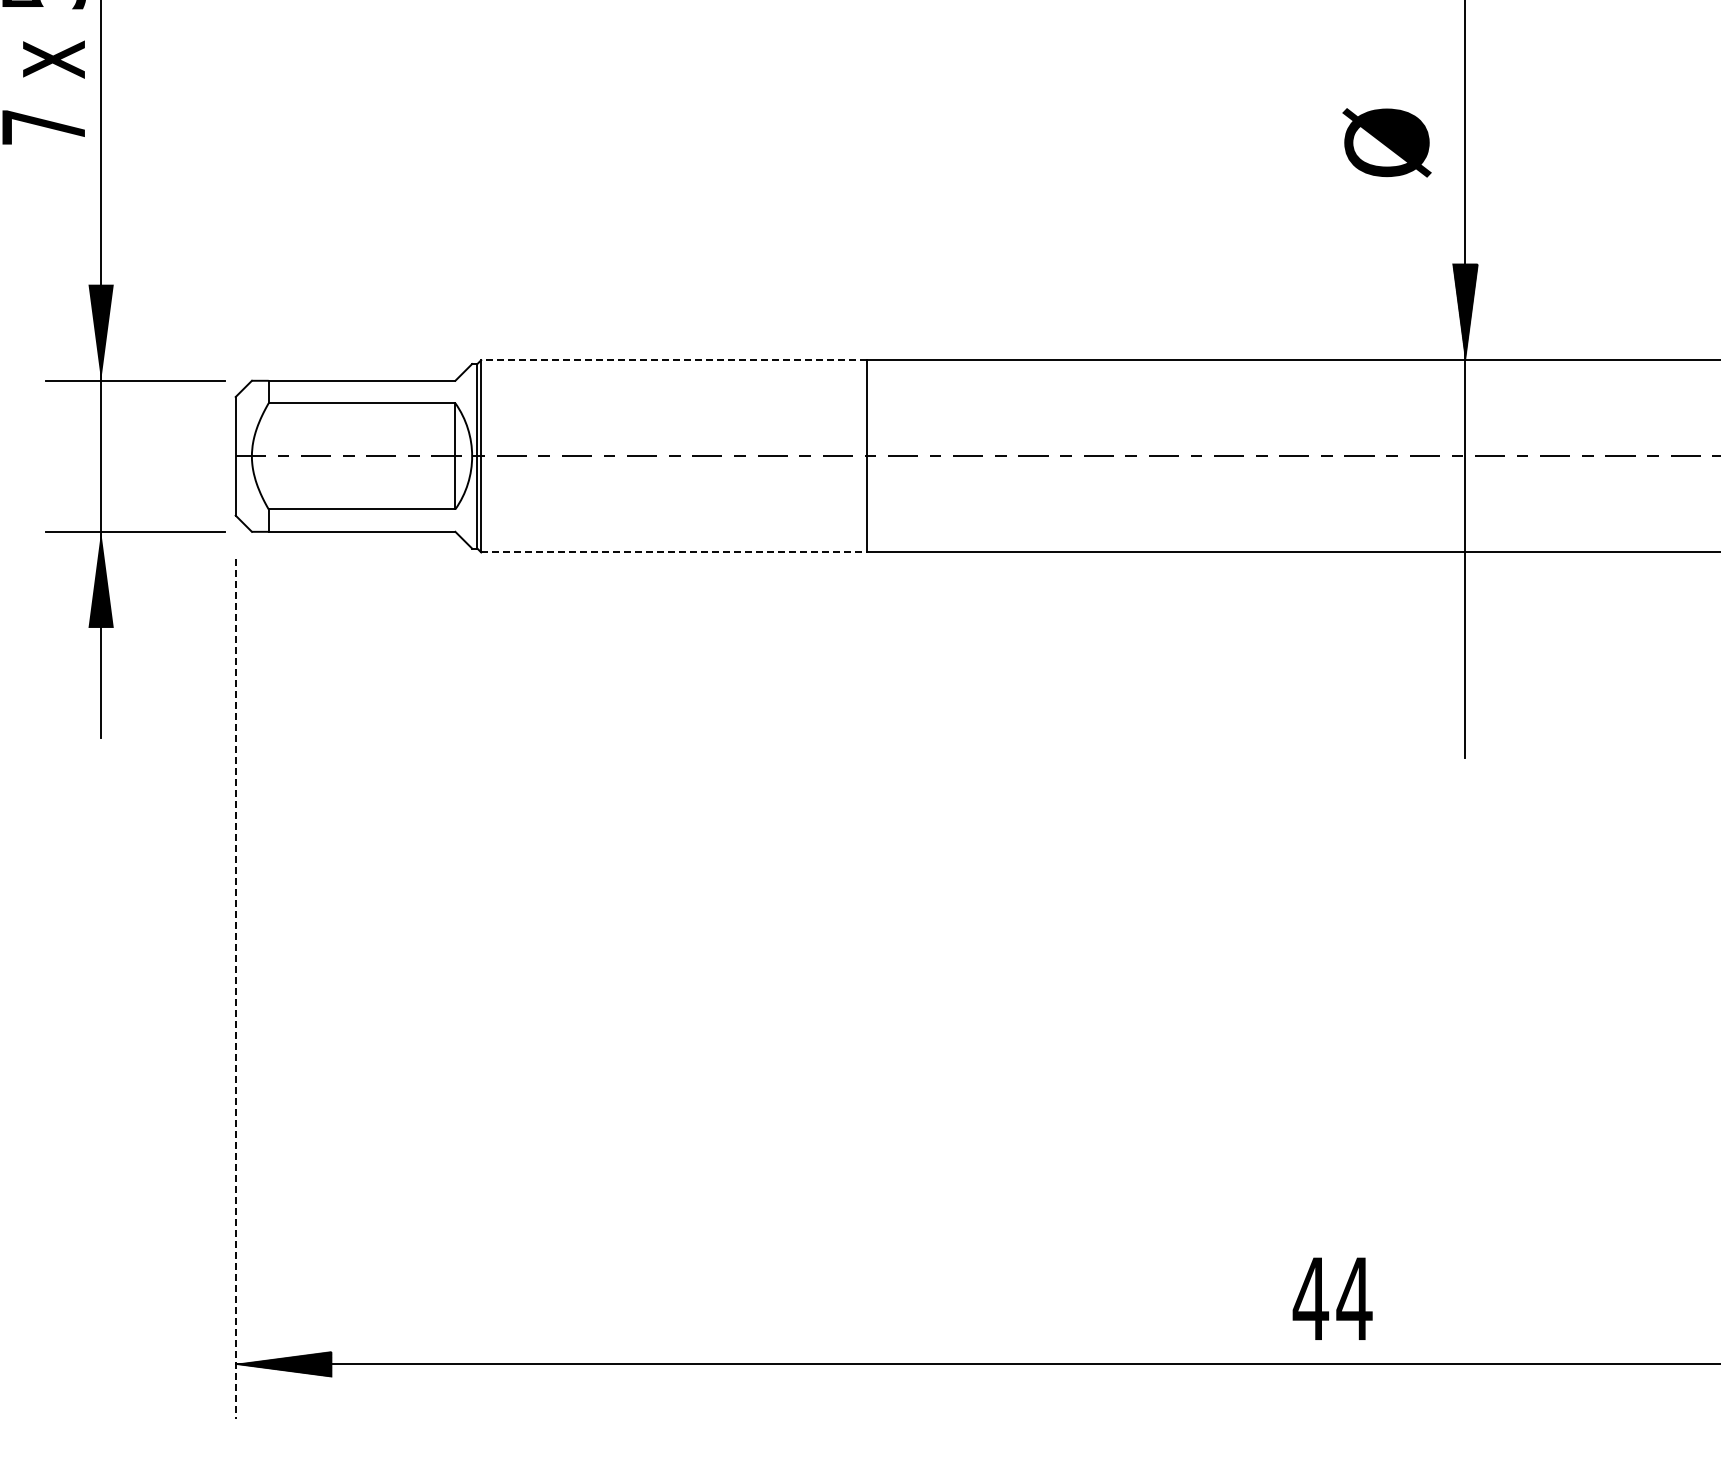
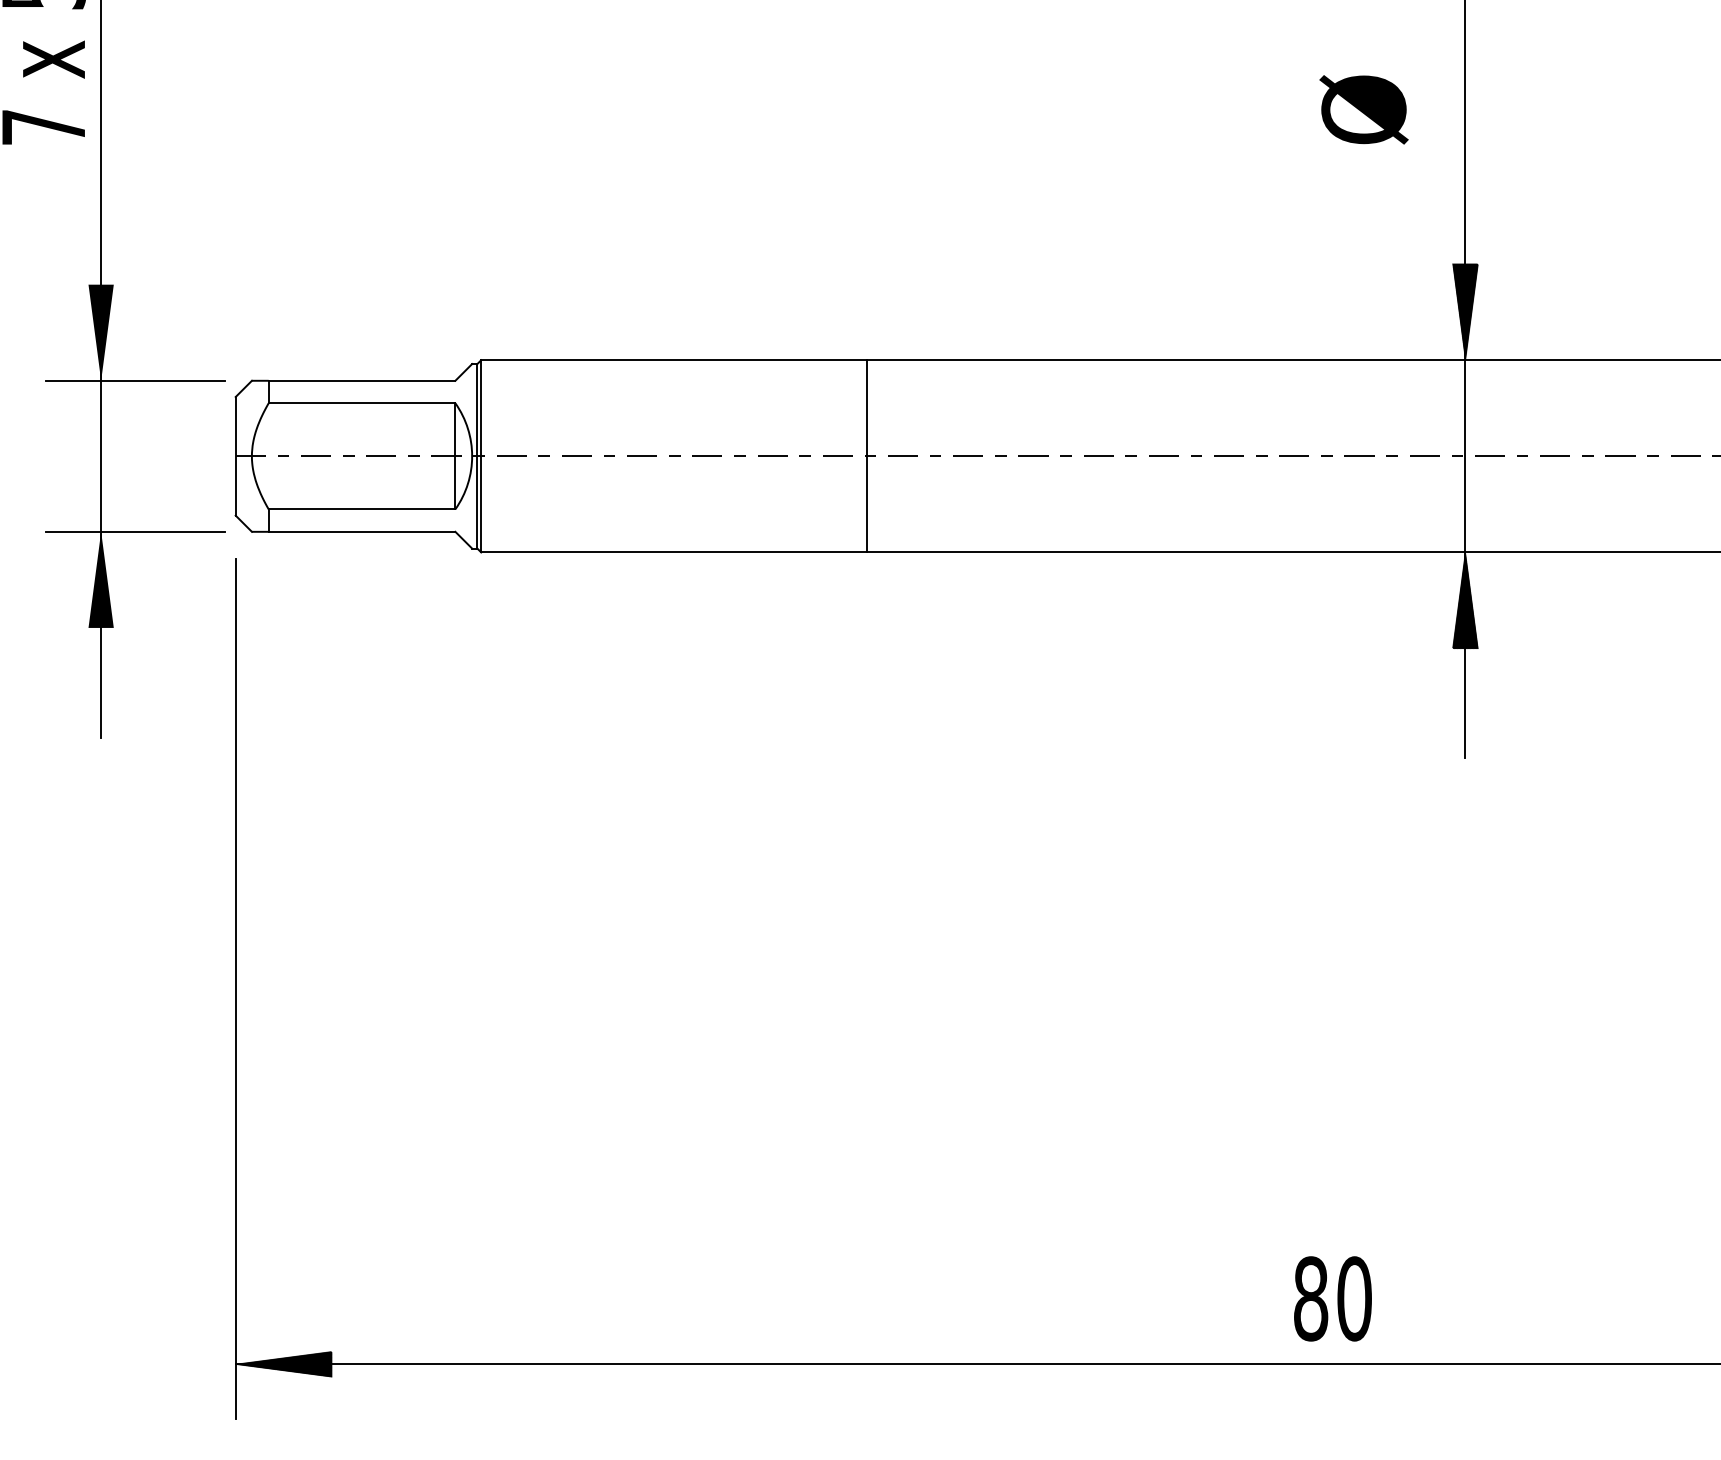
text position: (1386, 142) -> (1363, 109) (1363, 109)
line: dashed -> solid (673, 360)
line: dashed -> solid (674, 552)
hatch: none -> present (1465, 600)
line: dashed -> solid (235, 989)
text: 44 -> 80 (1332, 1298)
